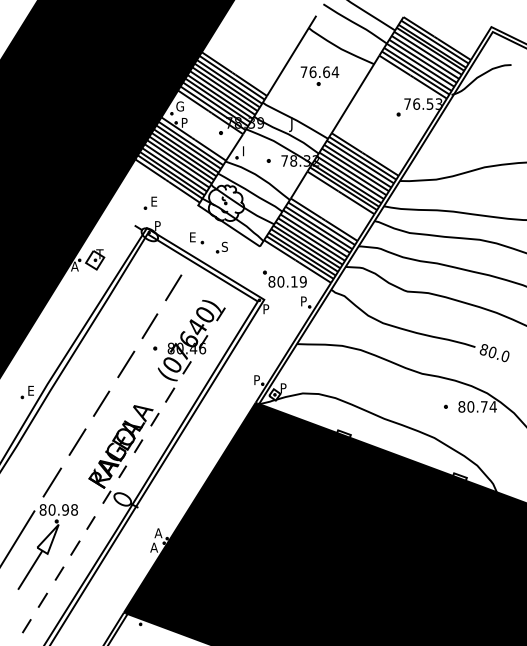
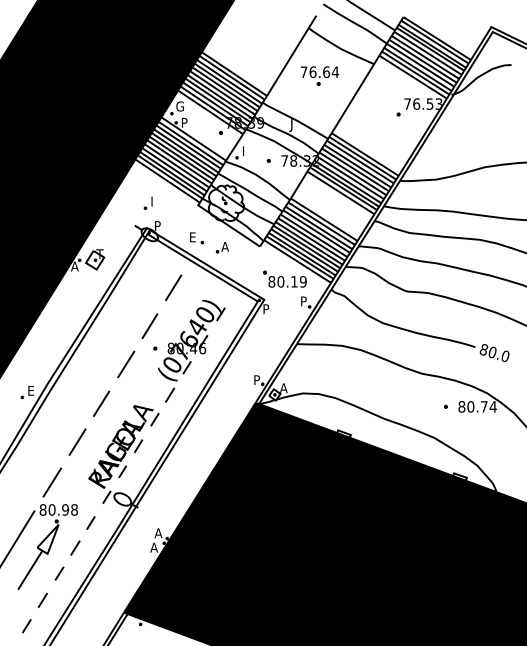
text: E -> I (154, 201)
text: S -> A (225, 246)
text: P -> A (283, 388)
